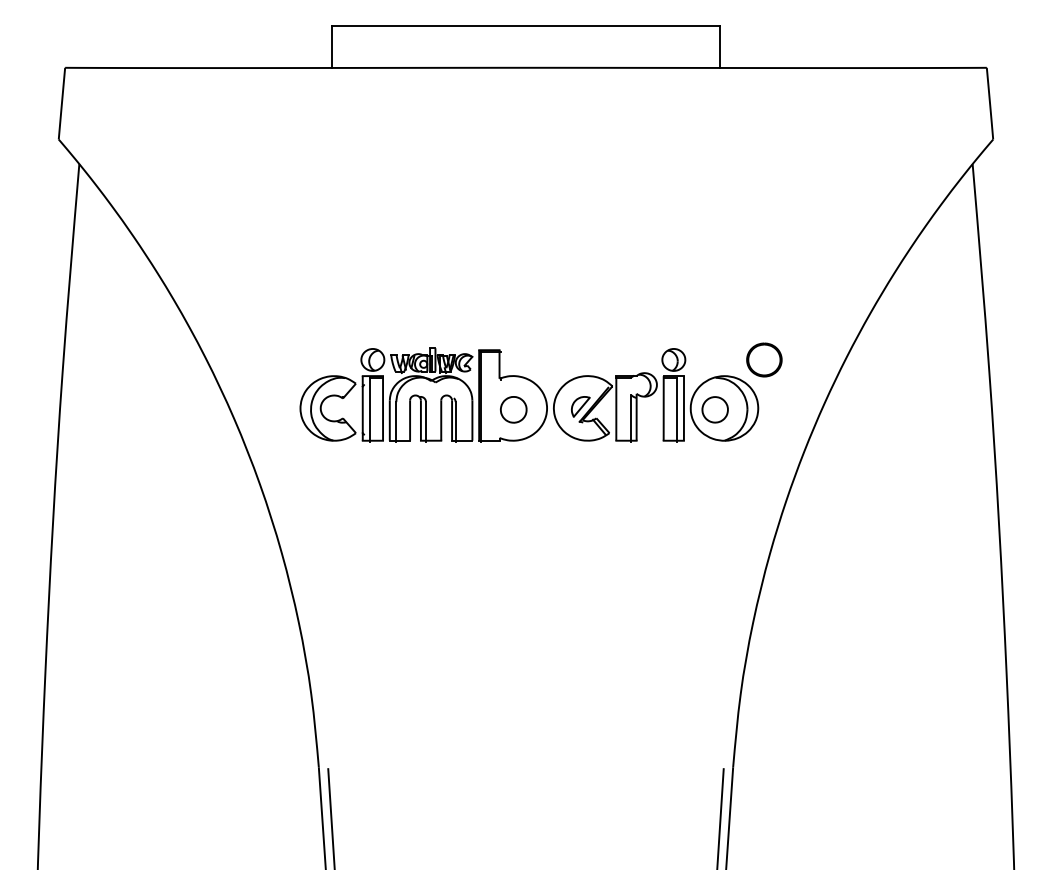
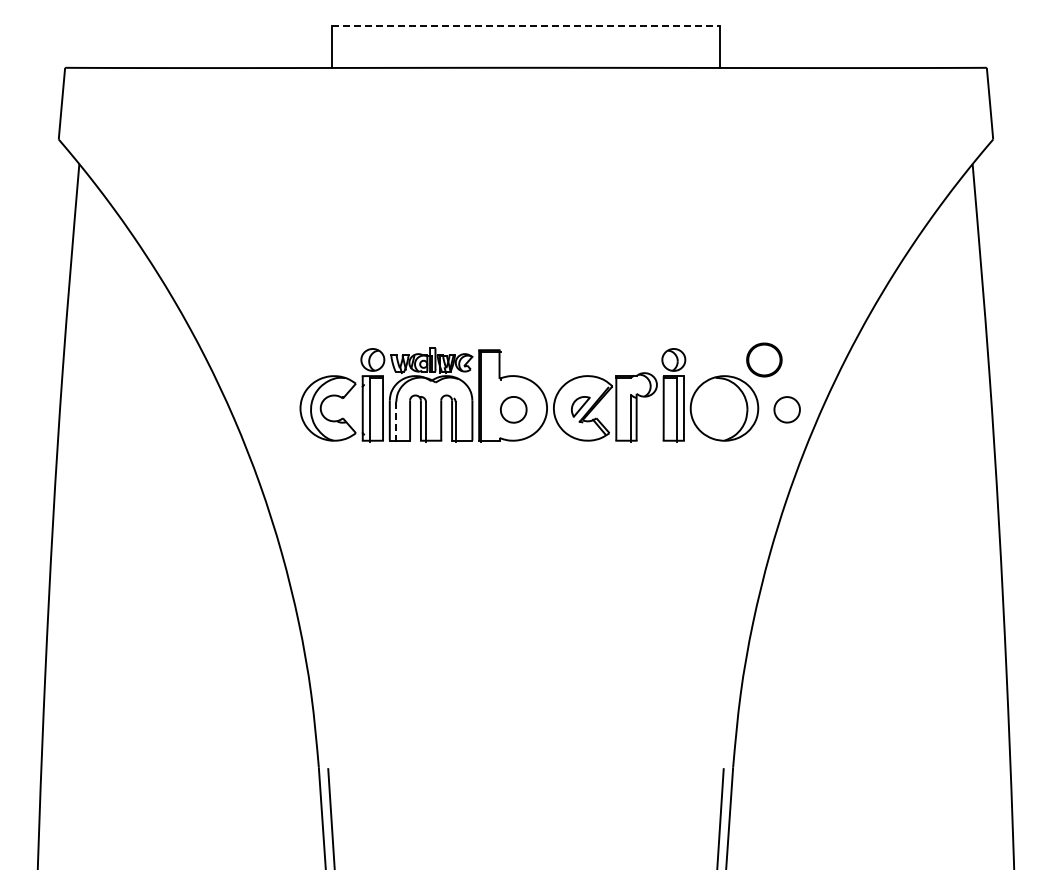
line: solid -> dashed (526, 25)
part position: (714, 409) -> (786, 409) (786, 409)
line: solid -> dashed (396, 421)
